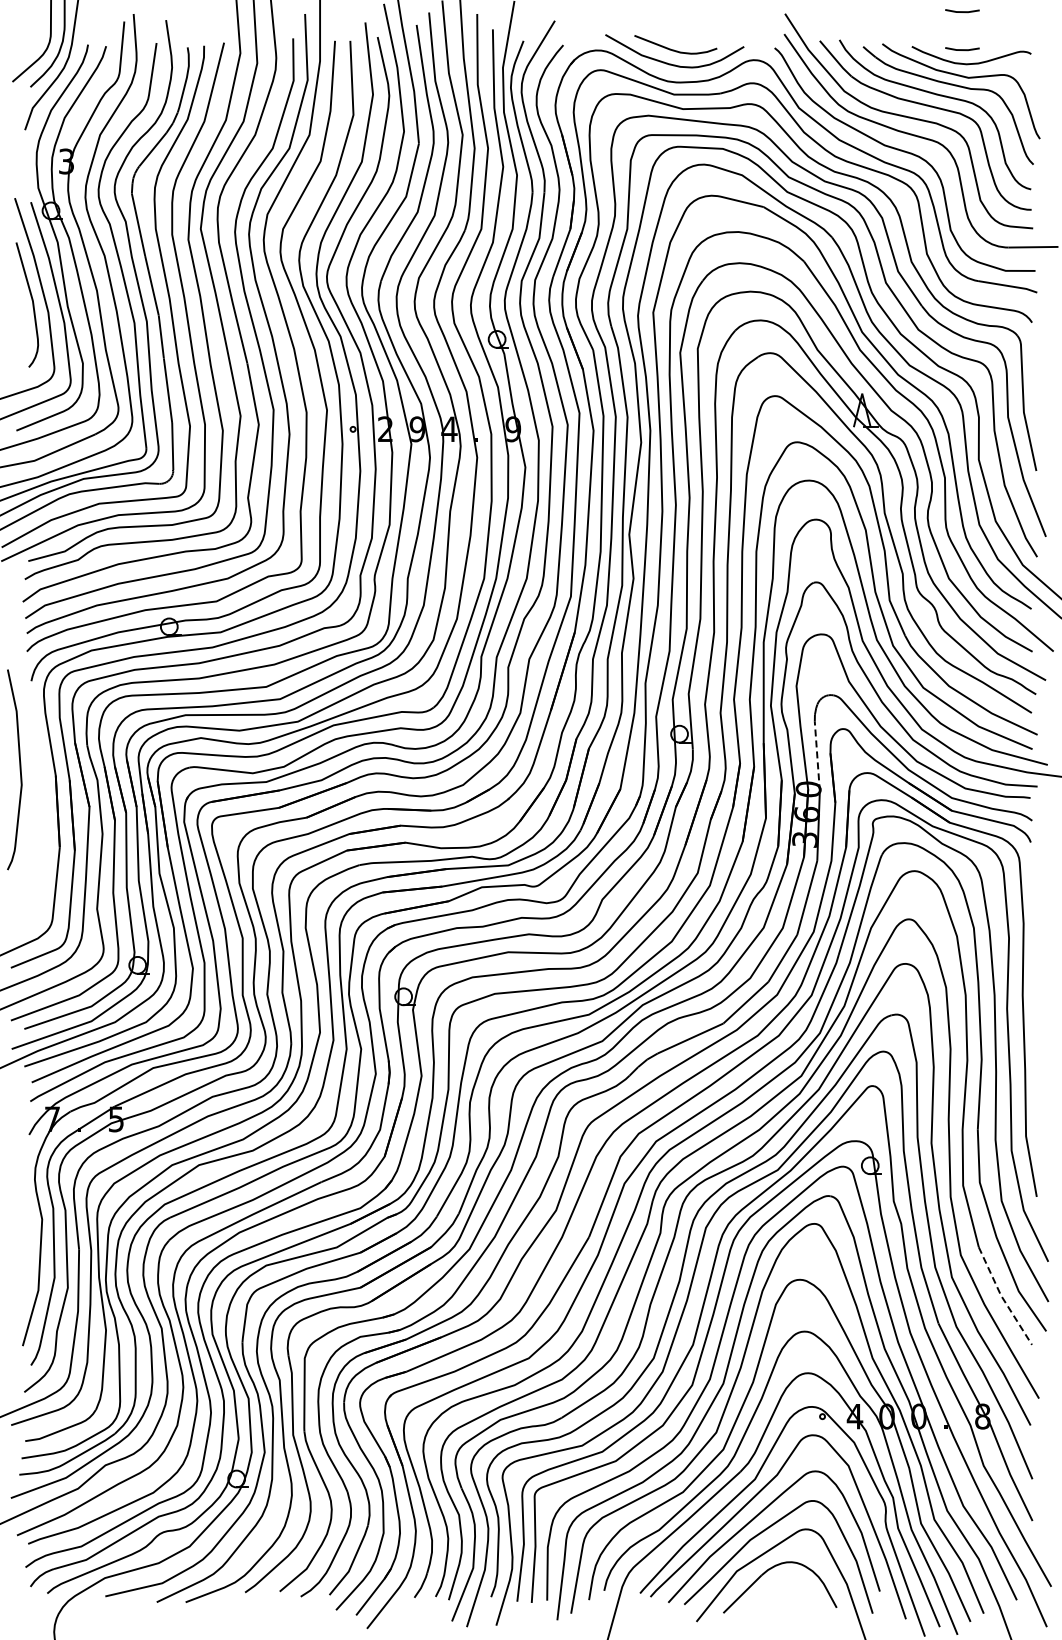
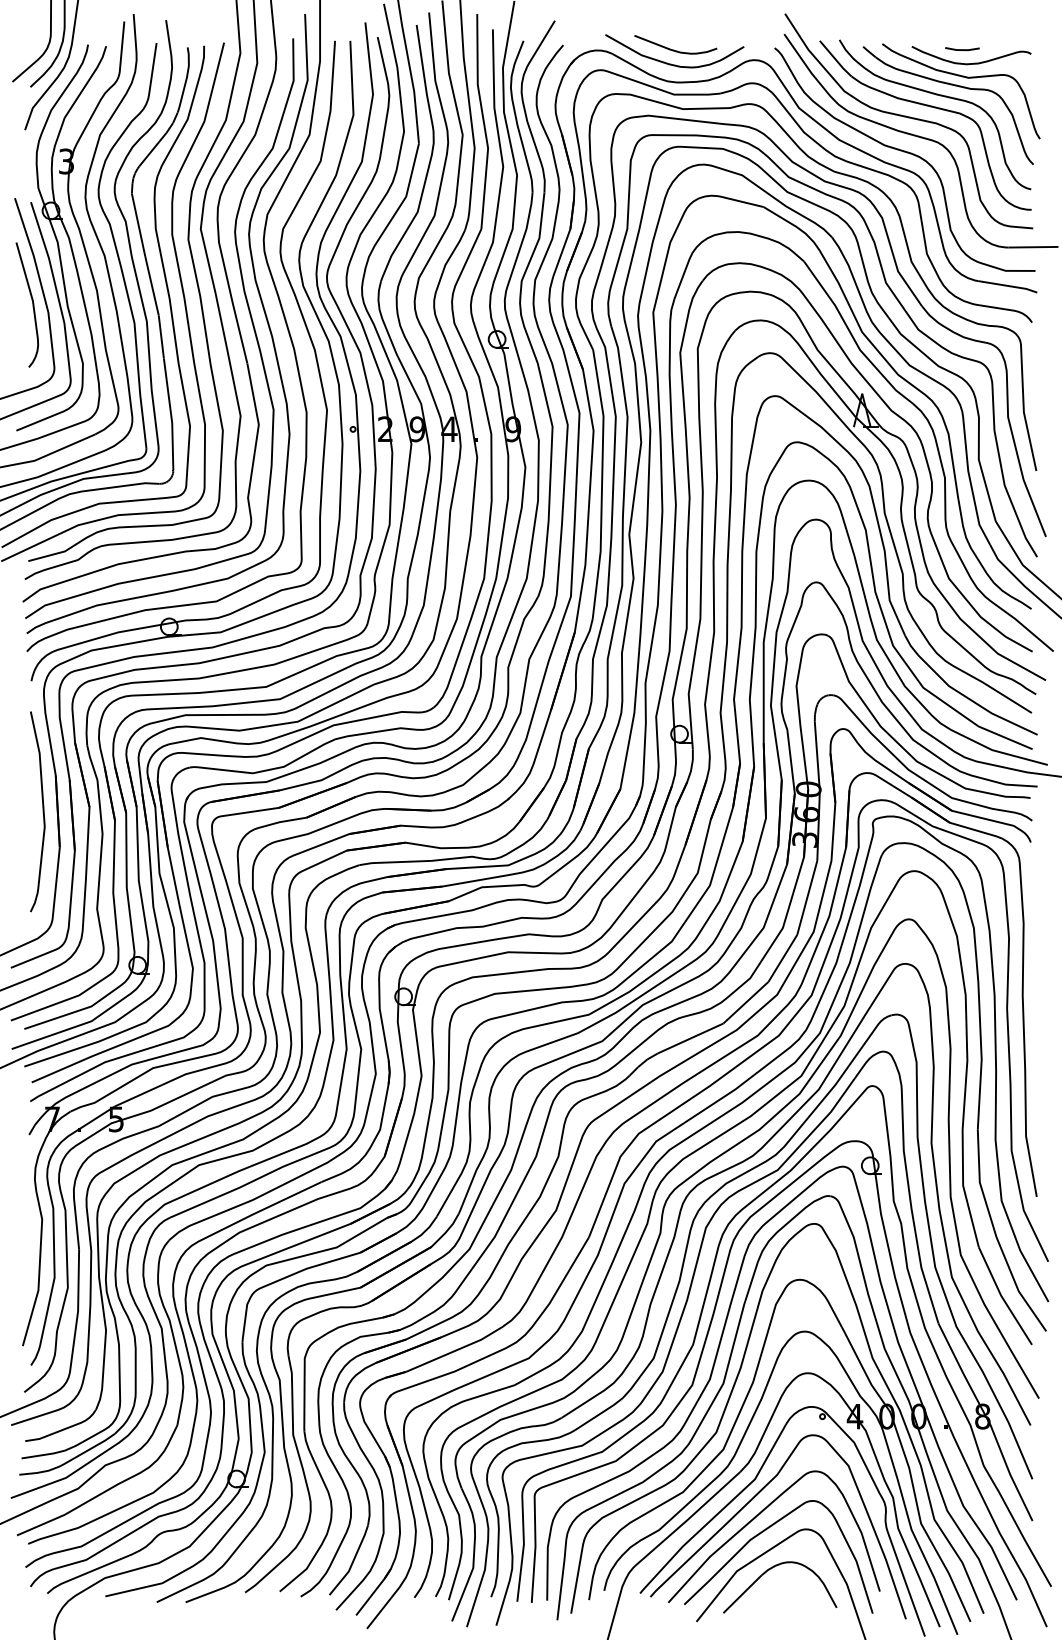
line: present -> none (962, 11)
line: dashed -> solid (817, 756)
curve position: (19, 769) -> (42, 811) (42, 811)
line: dashed -> solid (1002, 1297)
